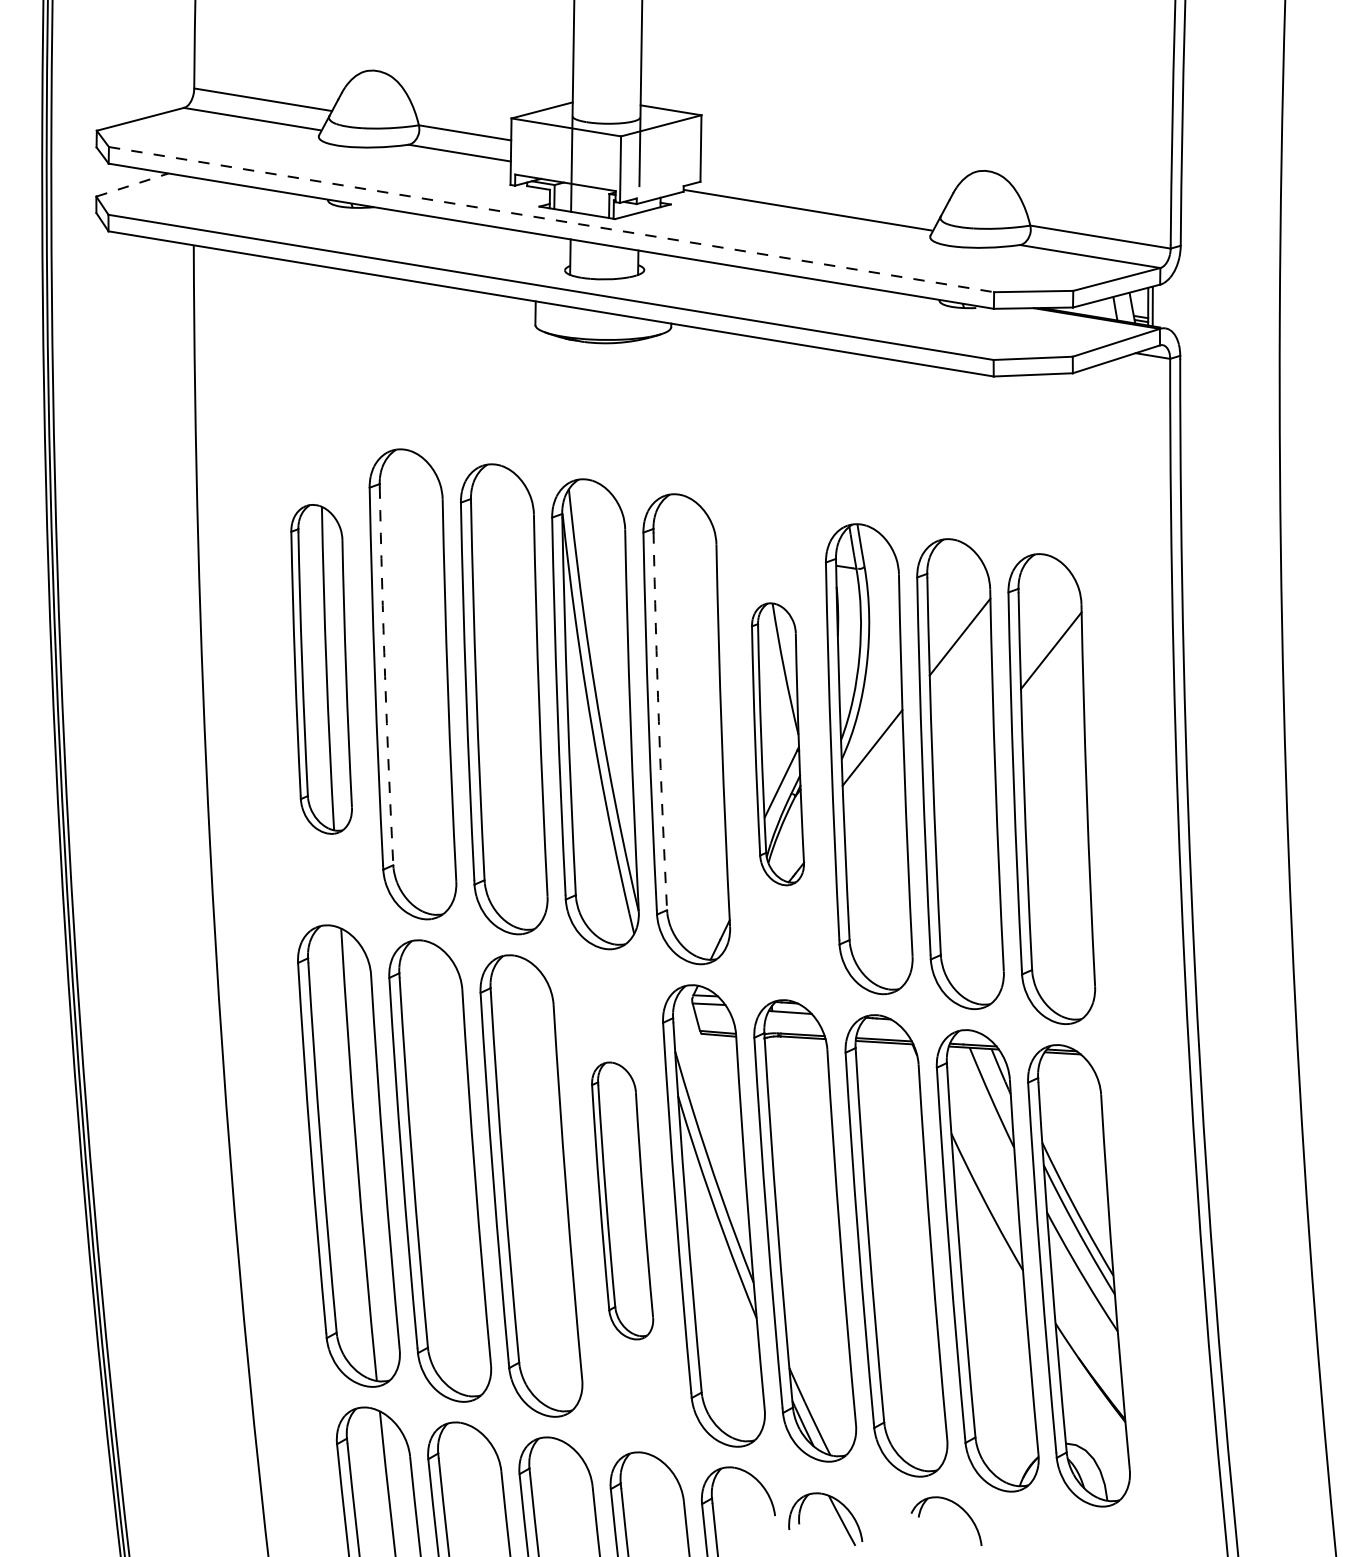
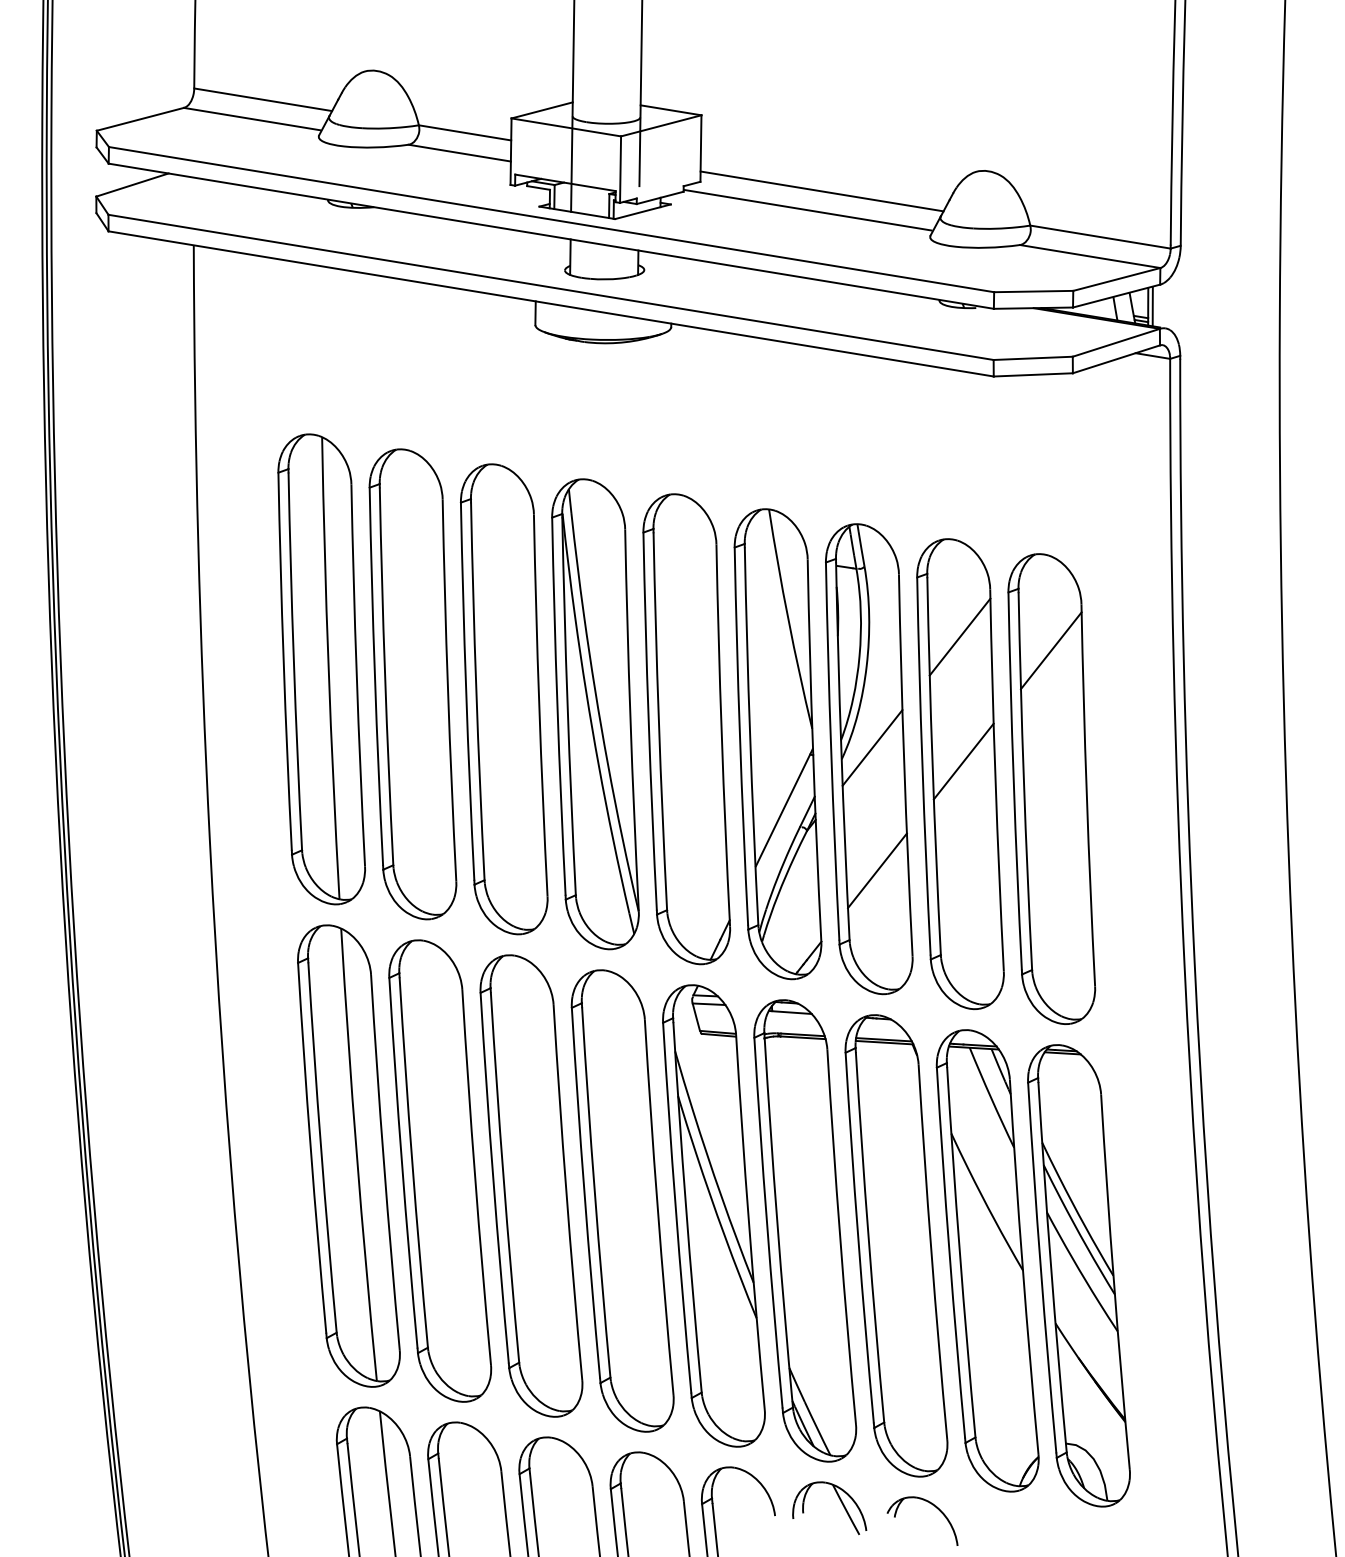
line: dashed -> solid (132, 185)
line: none -> present (821, 191)
line: dashed -> solid (551, 219)
part size: 63x331 px -> 89x473 px (321, 669)
arc: dashed -> solid (385, 676)
arc: dashed -> solid (658, 721)
part size: 55x285 px -> 90x473 px (777, 744)
line: none -> present (963, 761)
line: none -> present (877, 870)
part size: 64x280 px -> 105x464 px (622, 1200)
part position: (956, 1505) -> (932, 1505) (932, 1505)
part position: (836, 1512) -> (840, 1501) (840, 1501)
